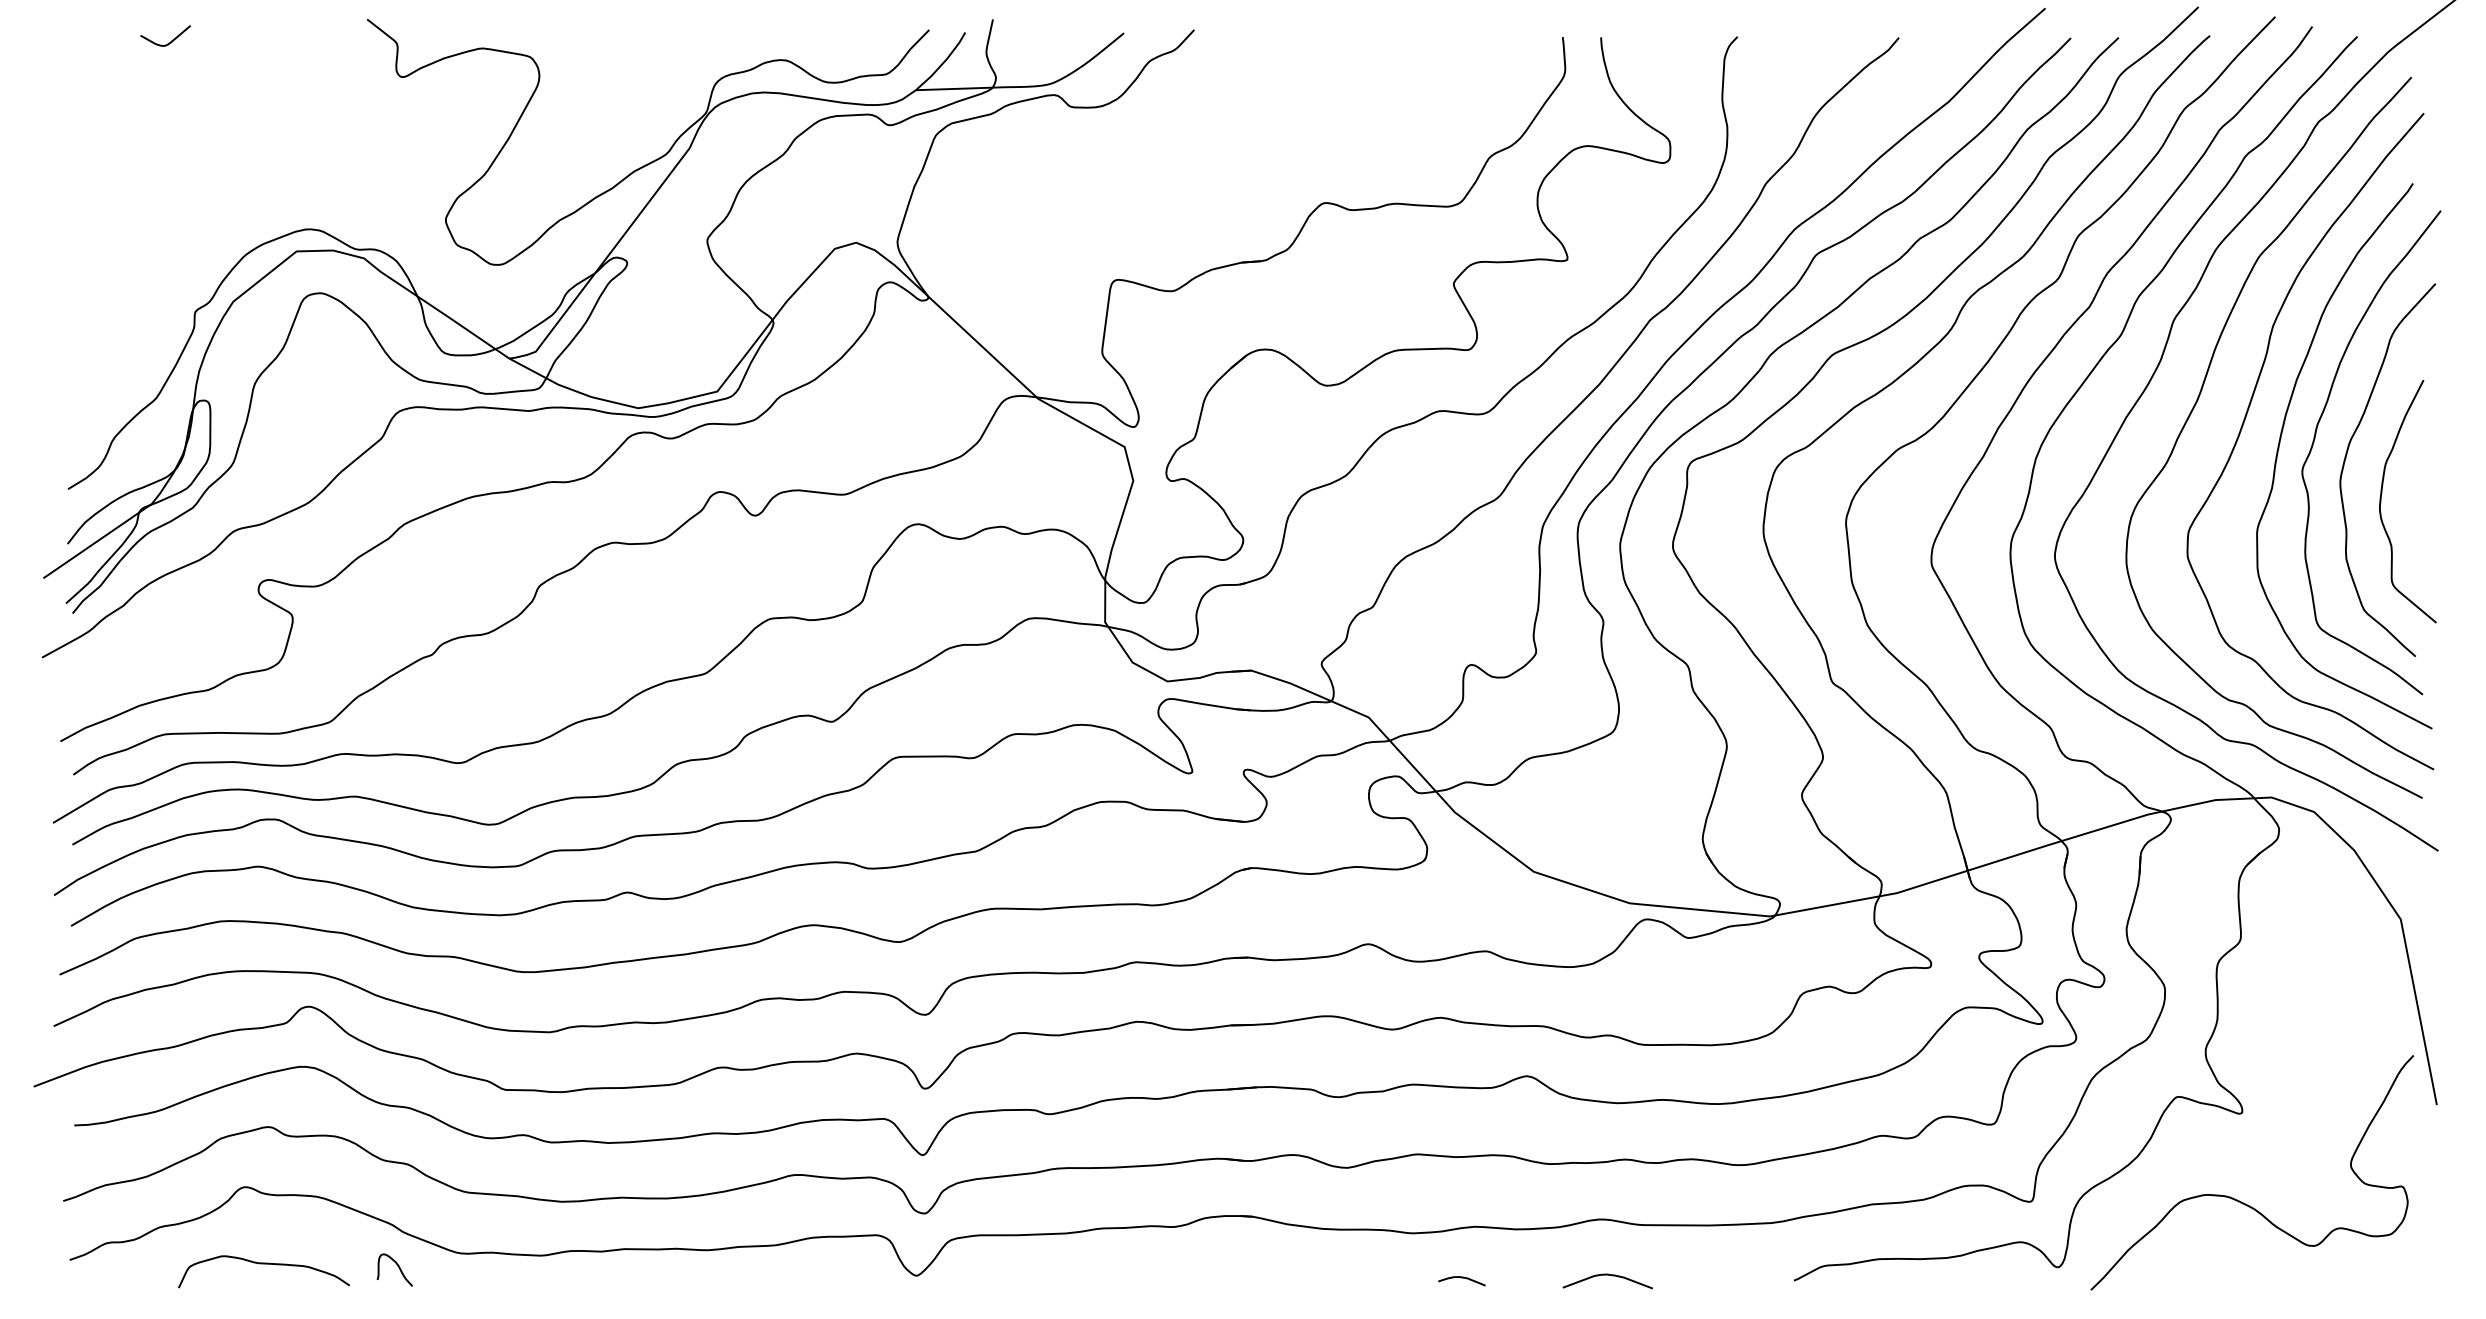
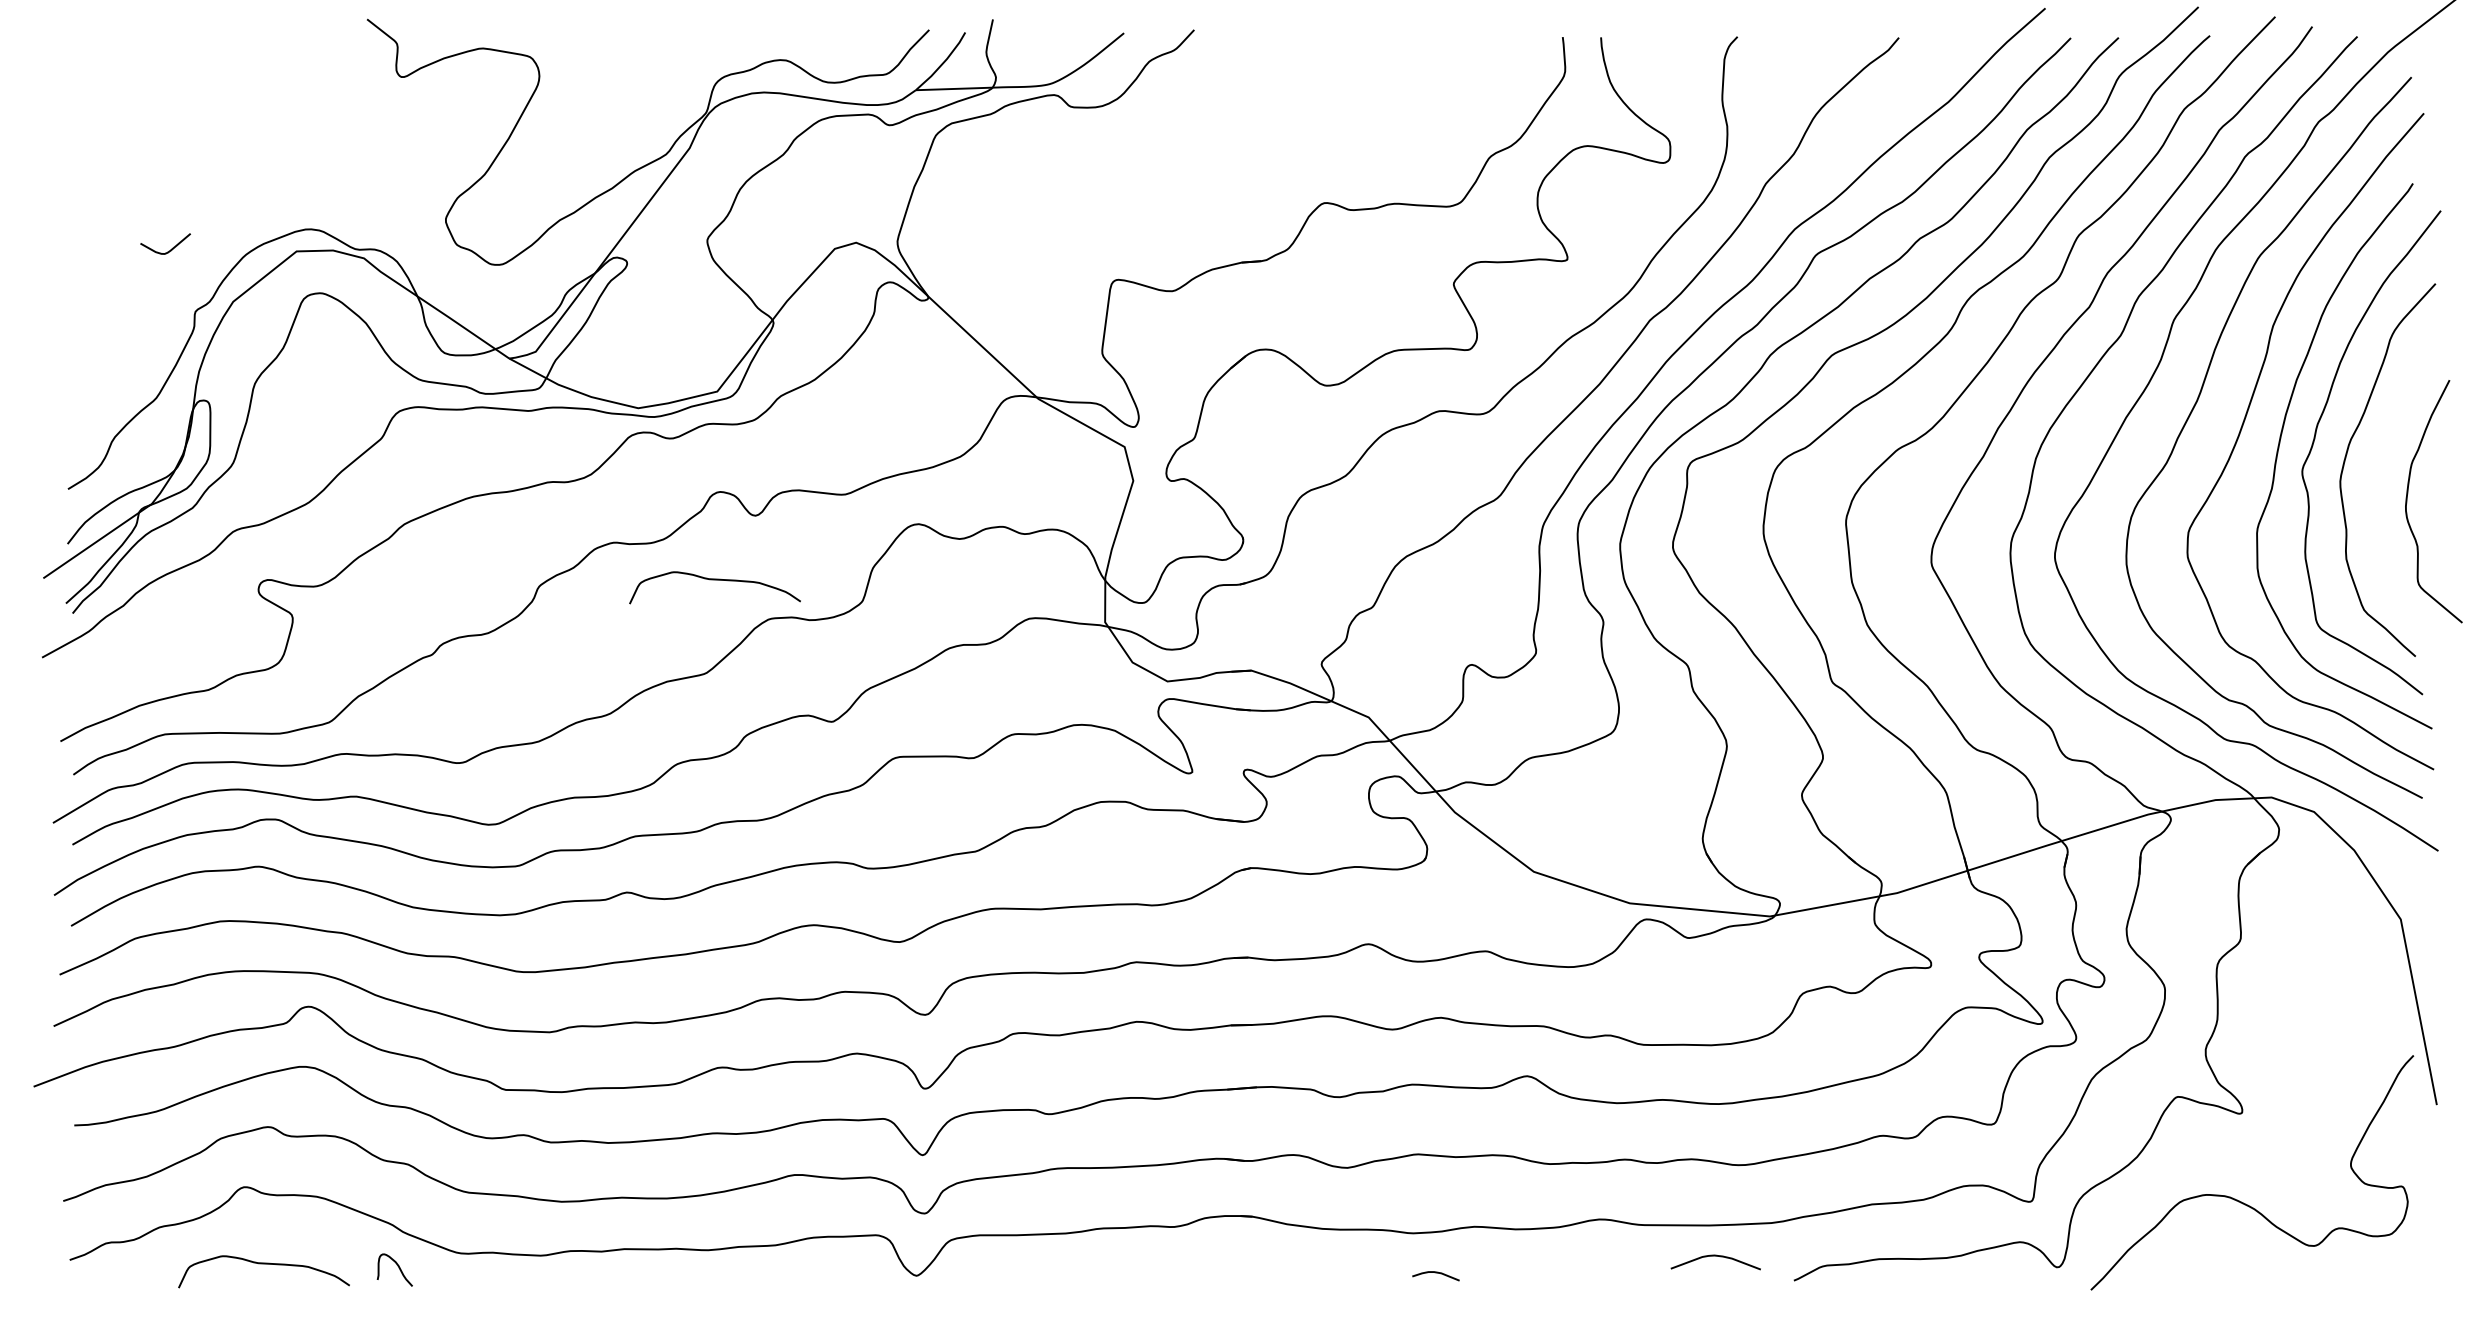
curve position: (171, 40) -> (171, 248) (171, 248)
curve position: (2381, 501) -> (2407, 501) (2407, 501)
curve: none -> present (714, 580)
curve position: (1607, 1275) -> (1715, 1256) (1715, 1256)
curve position: (1461, 1278) -> (1435, 1273) (1435, 1273)
